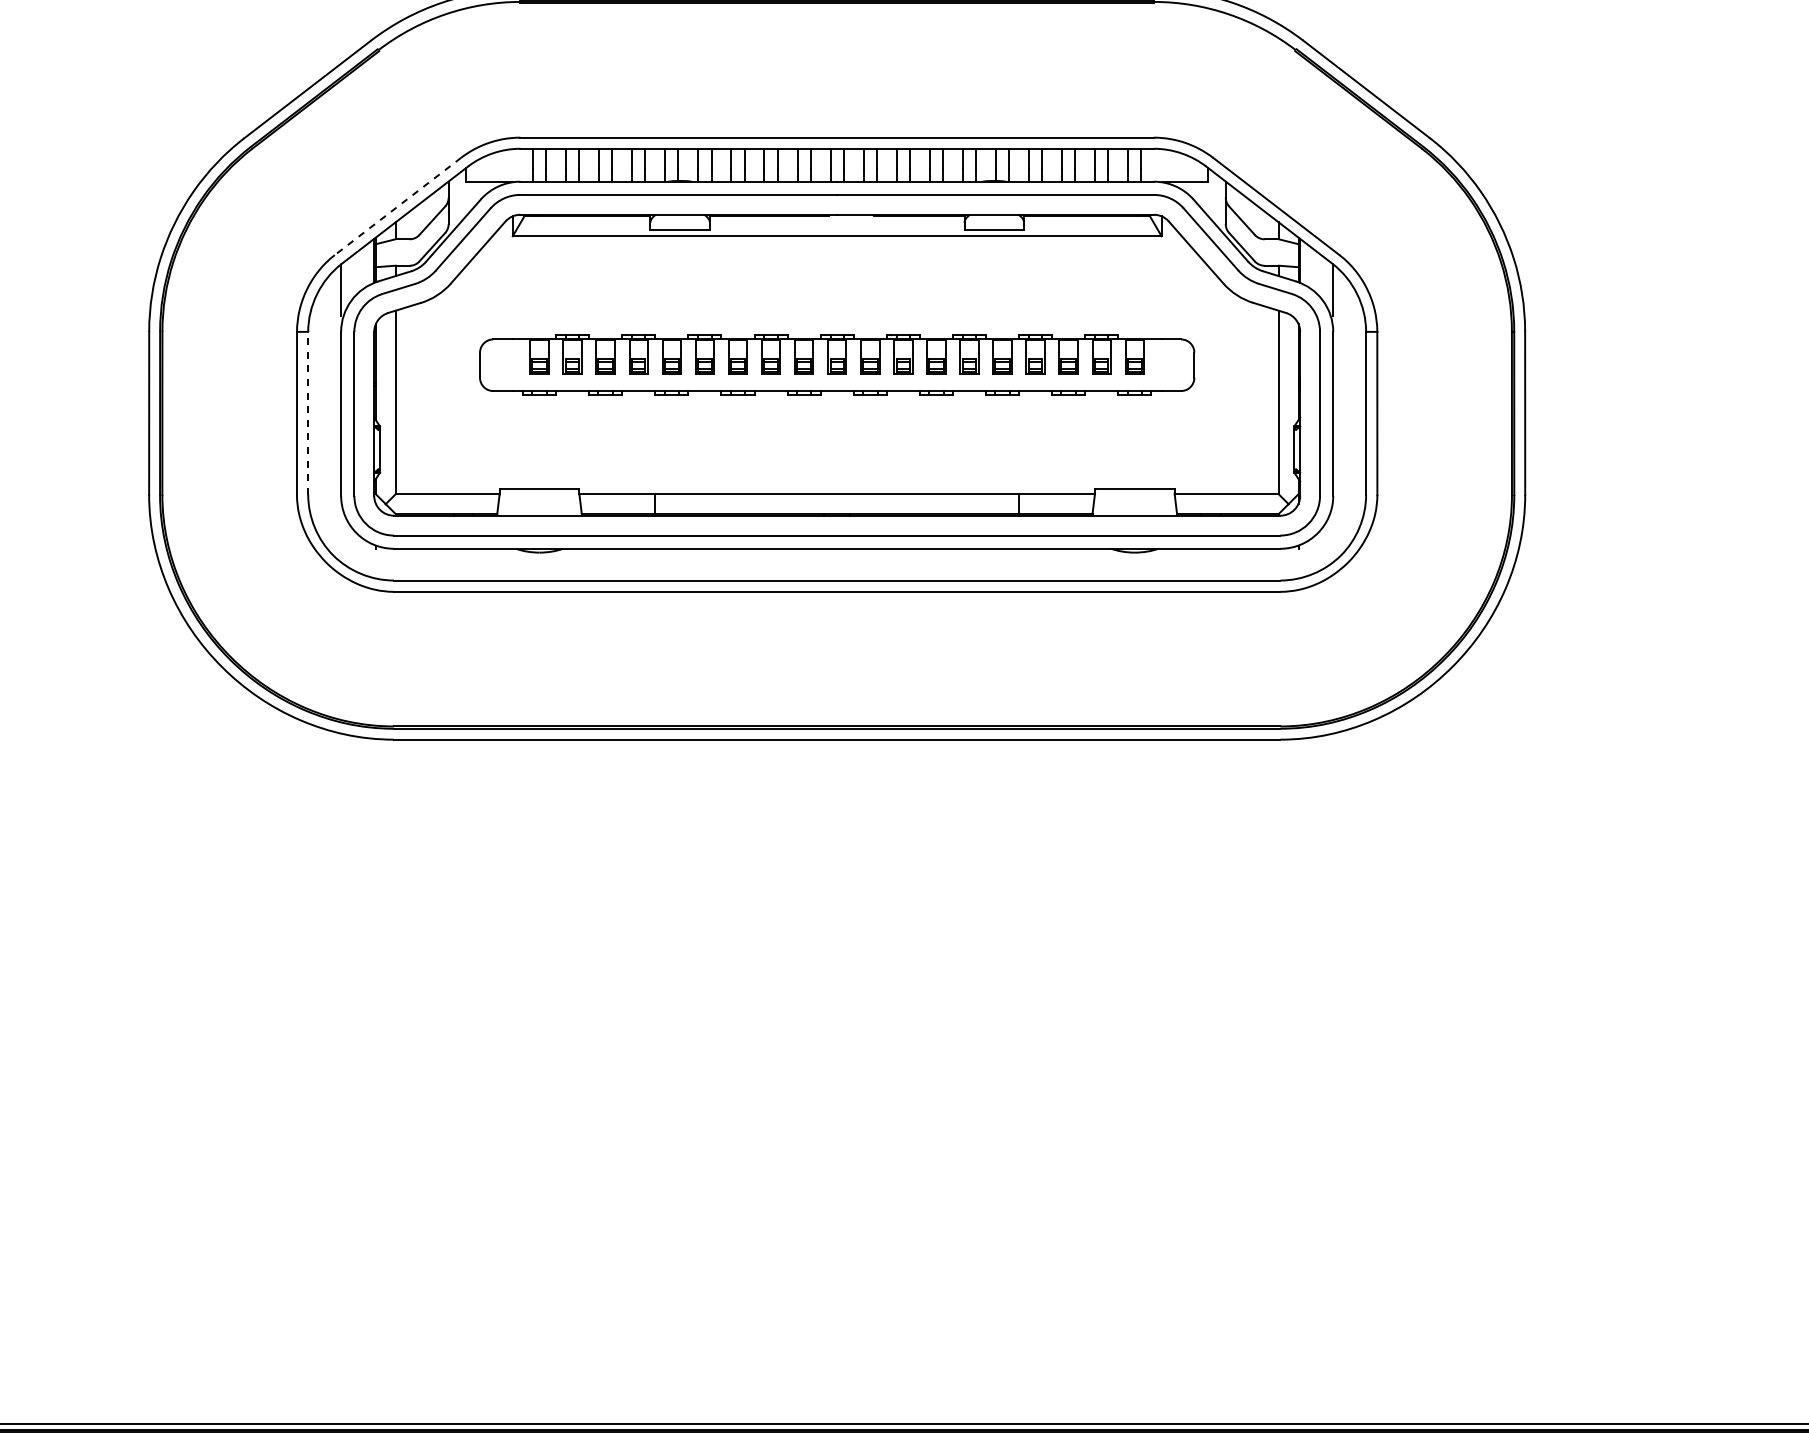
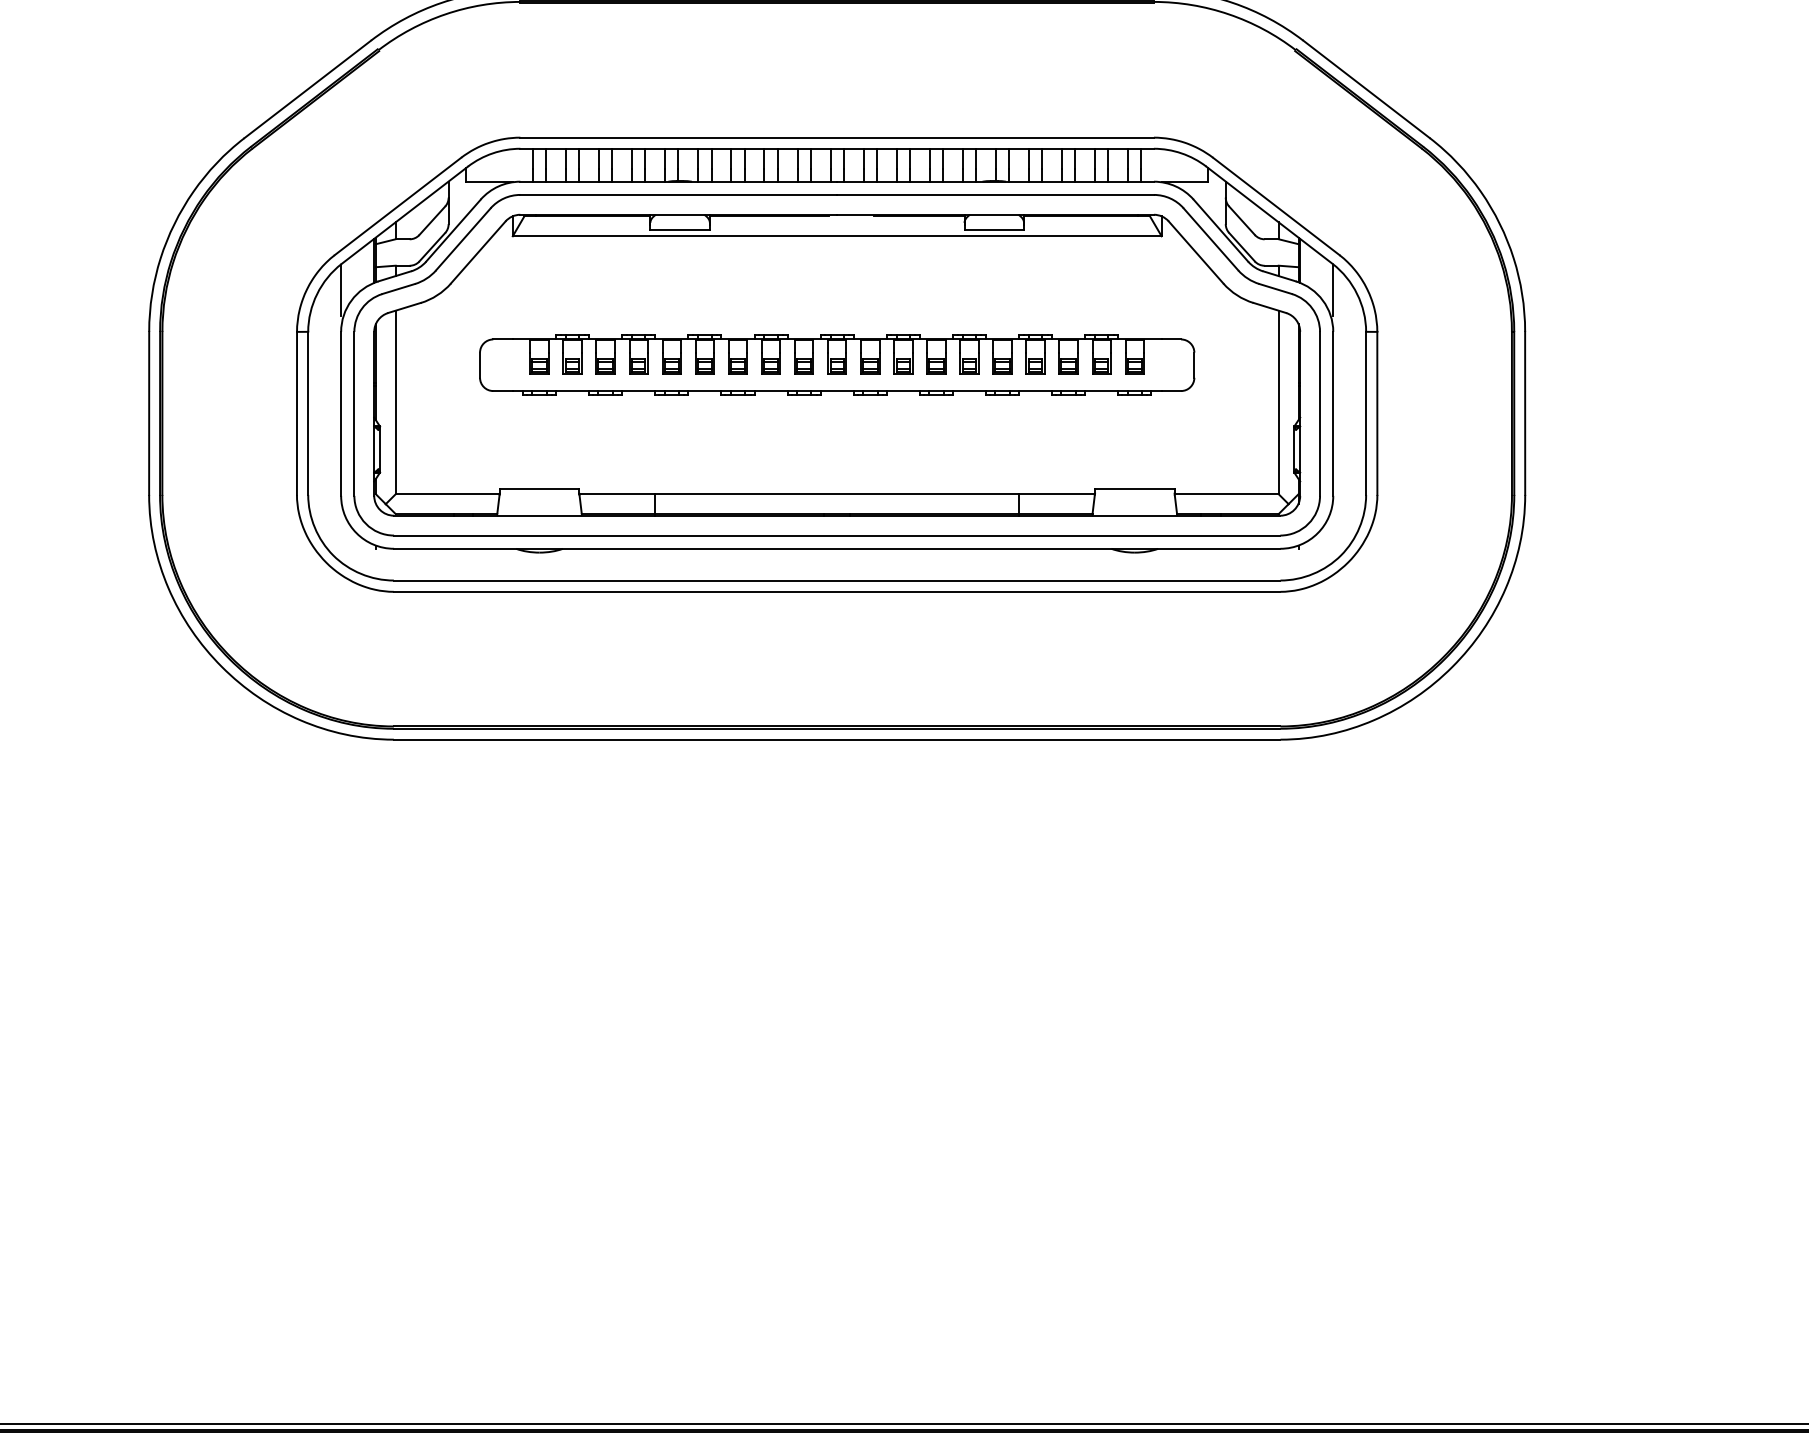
line: dashed -> solid (398, 206)
line: dashed -> solid (308, 413)
